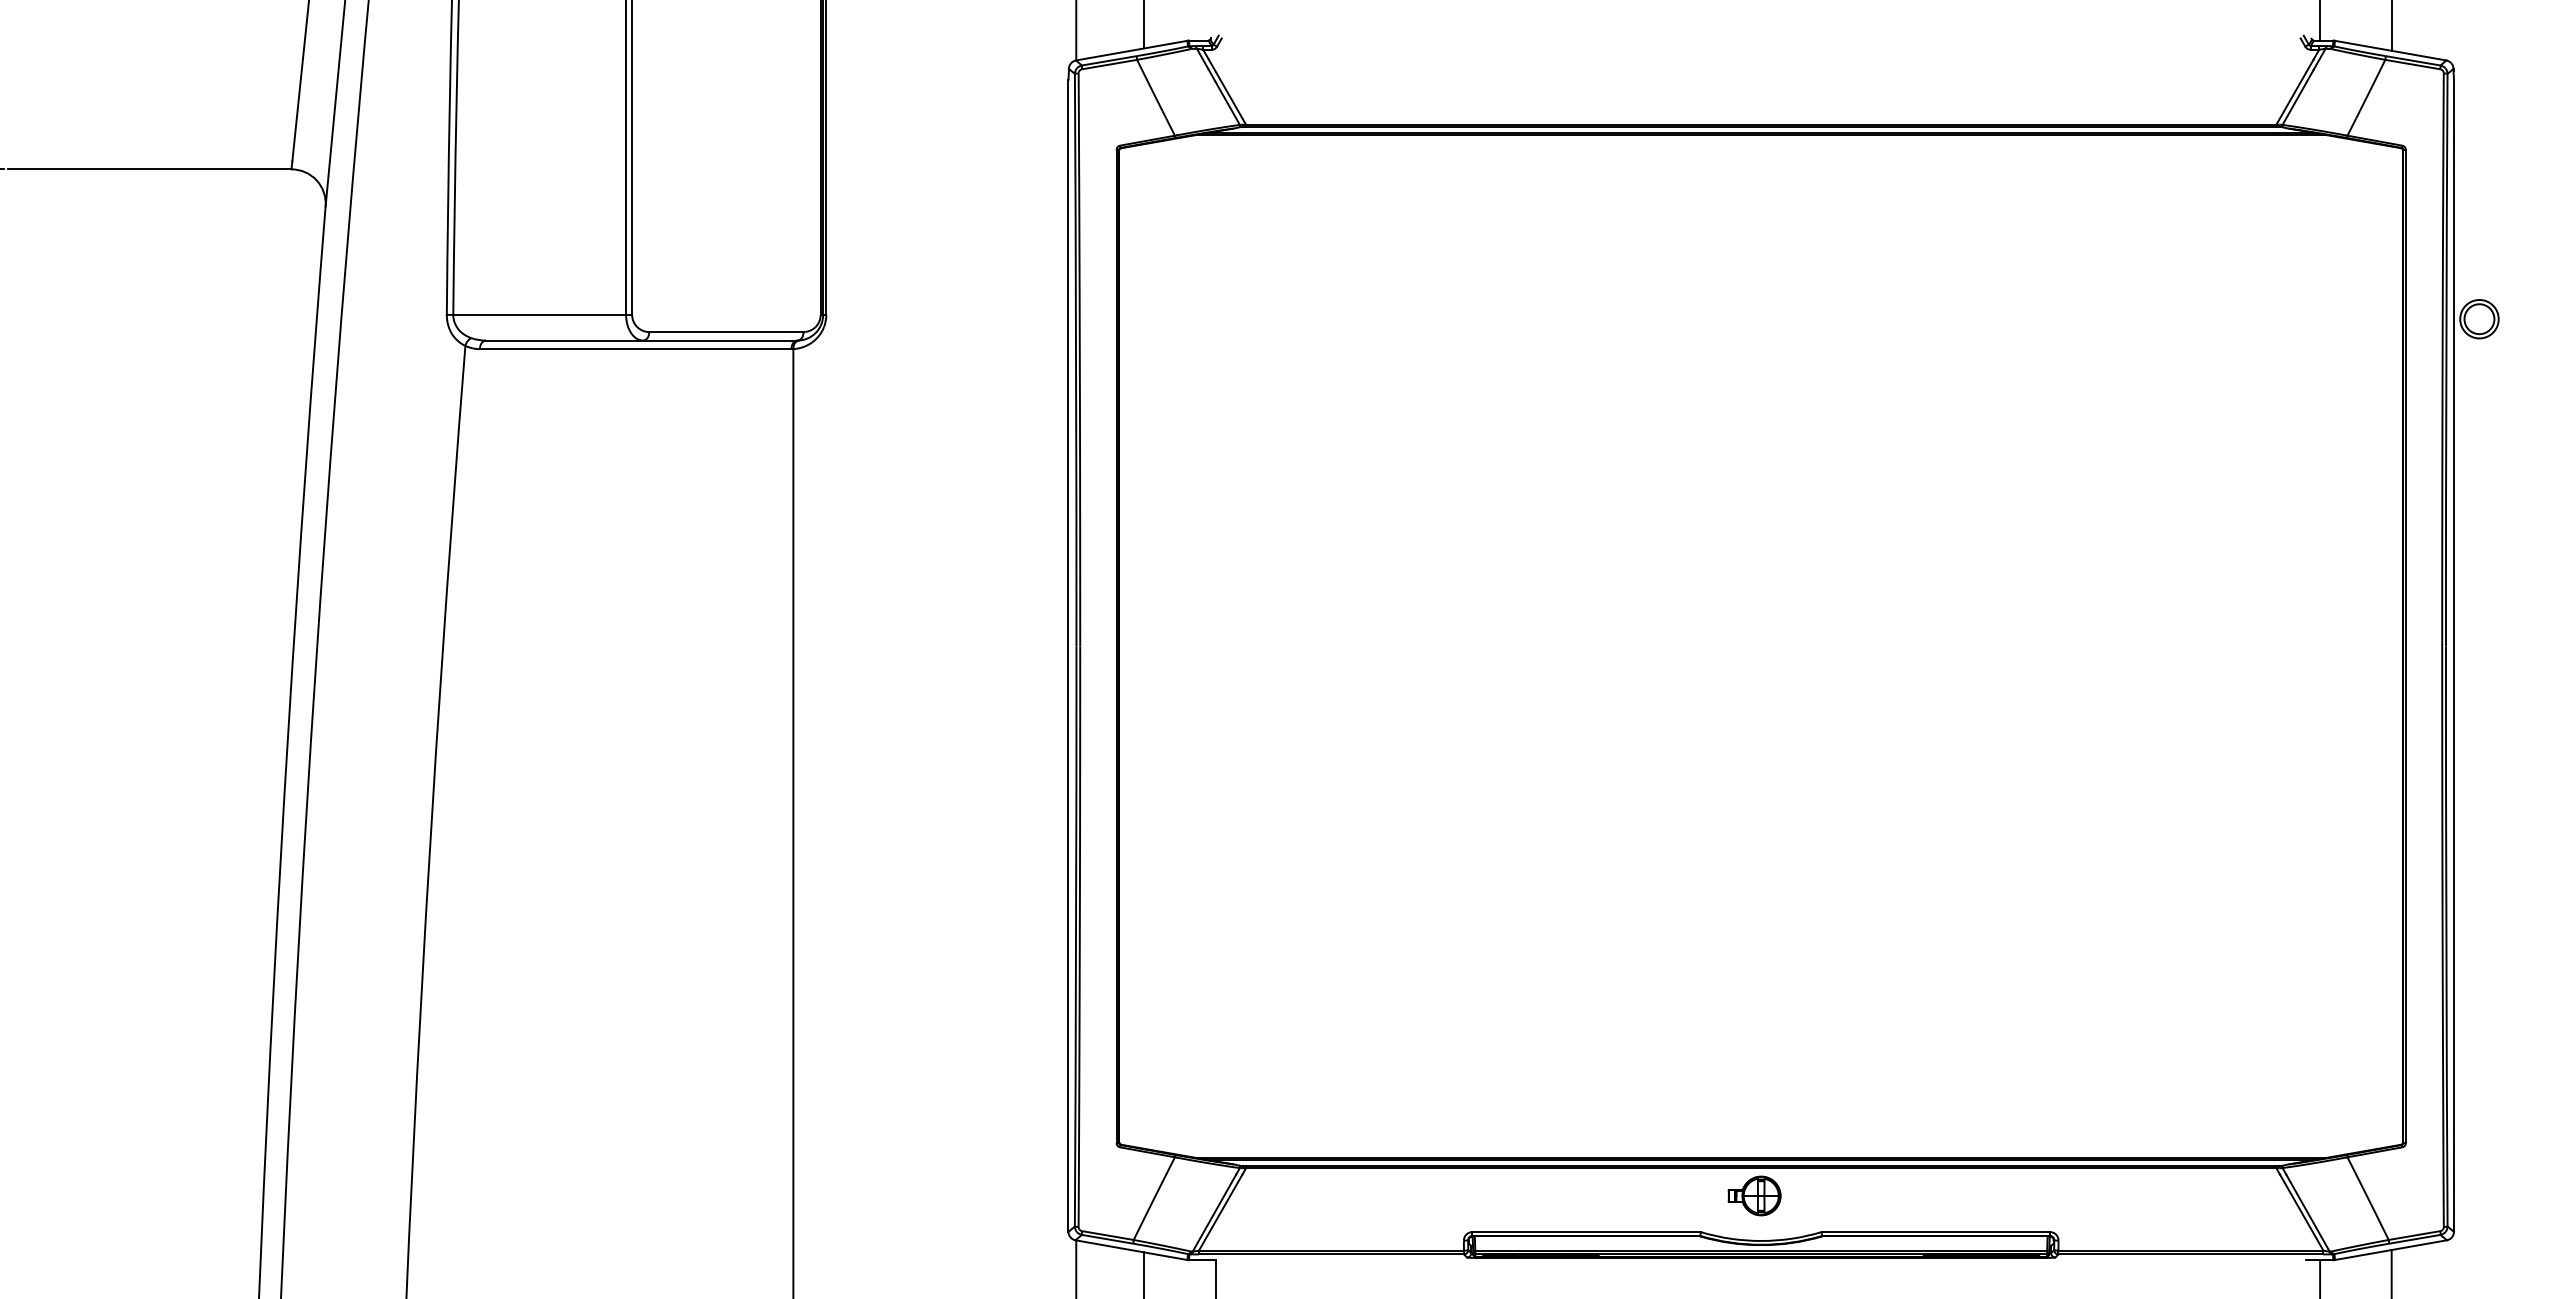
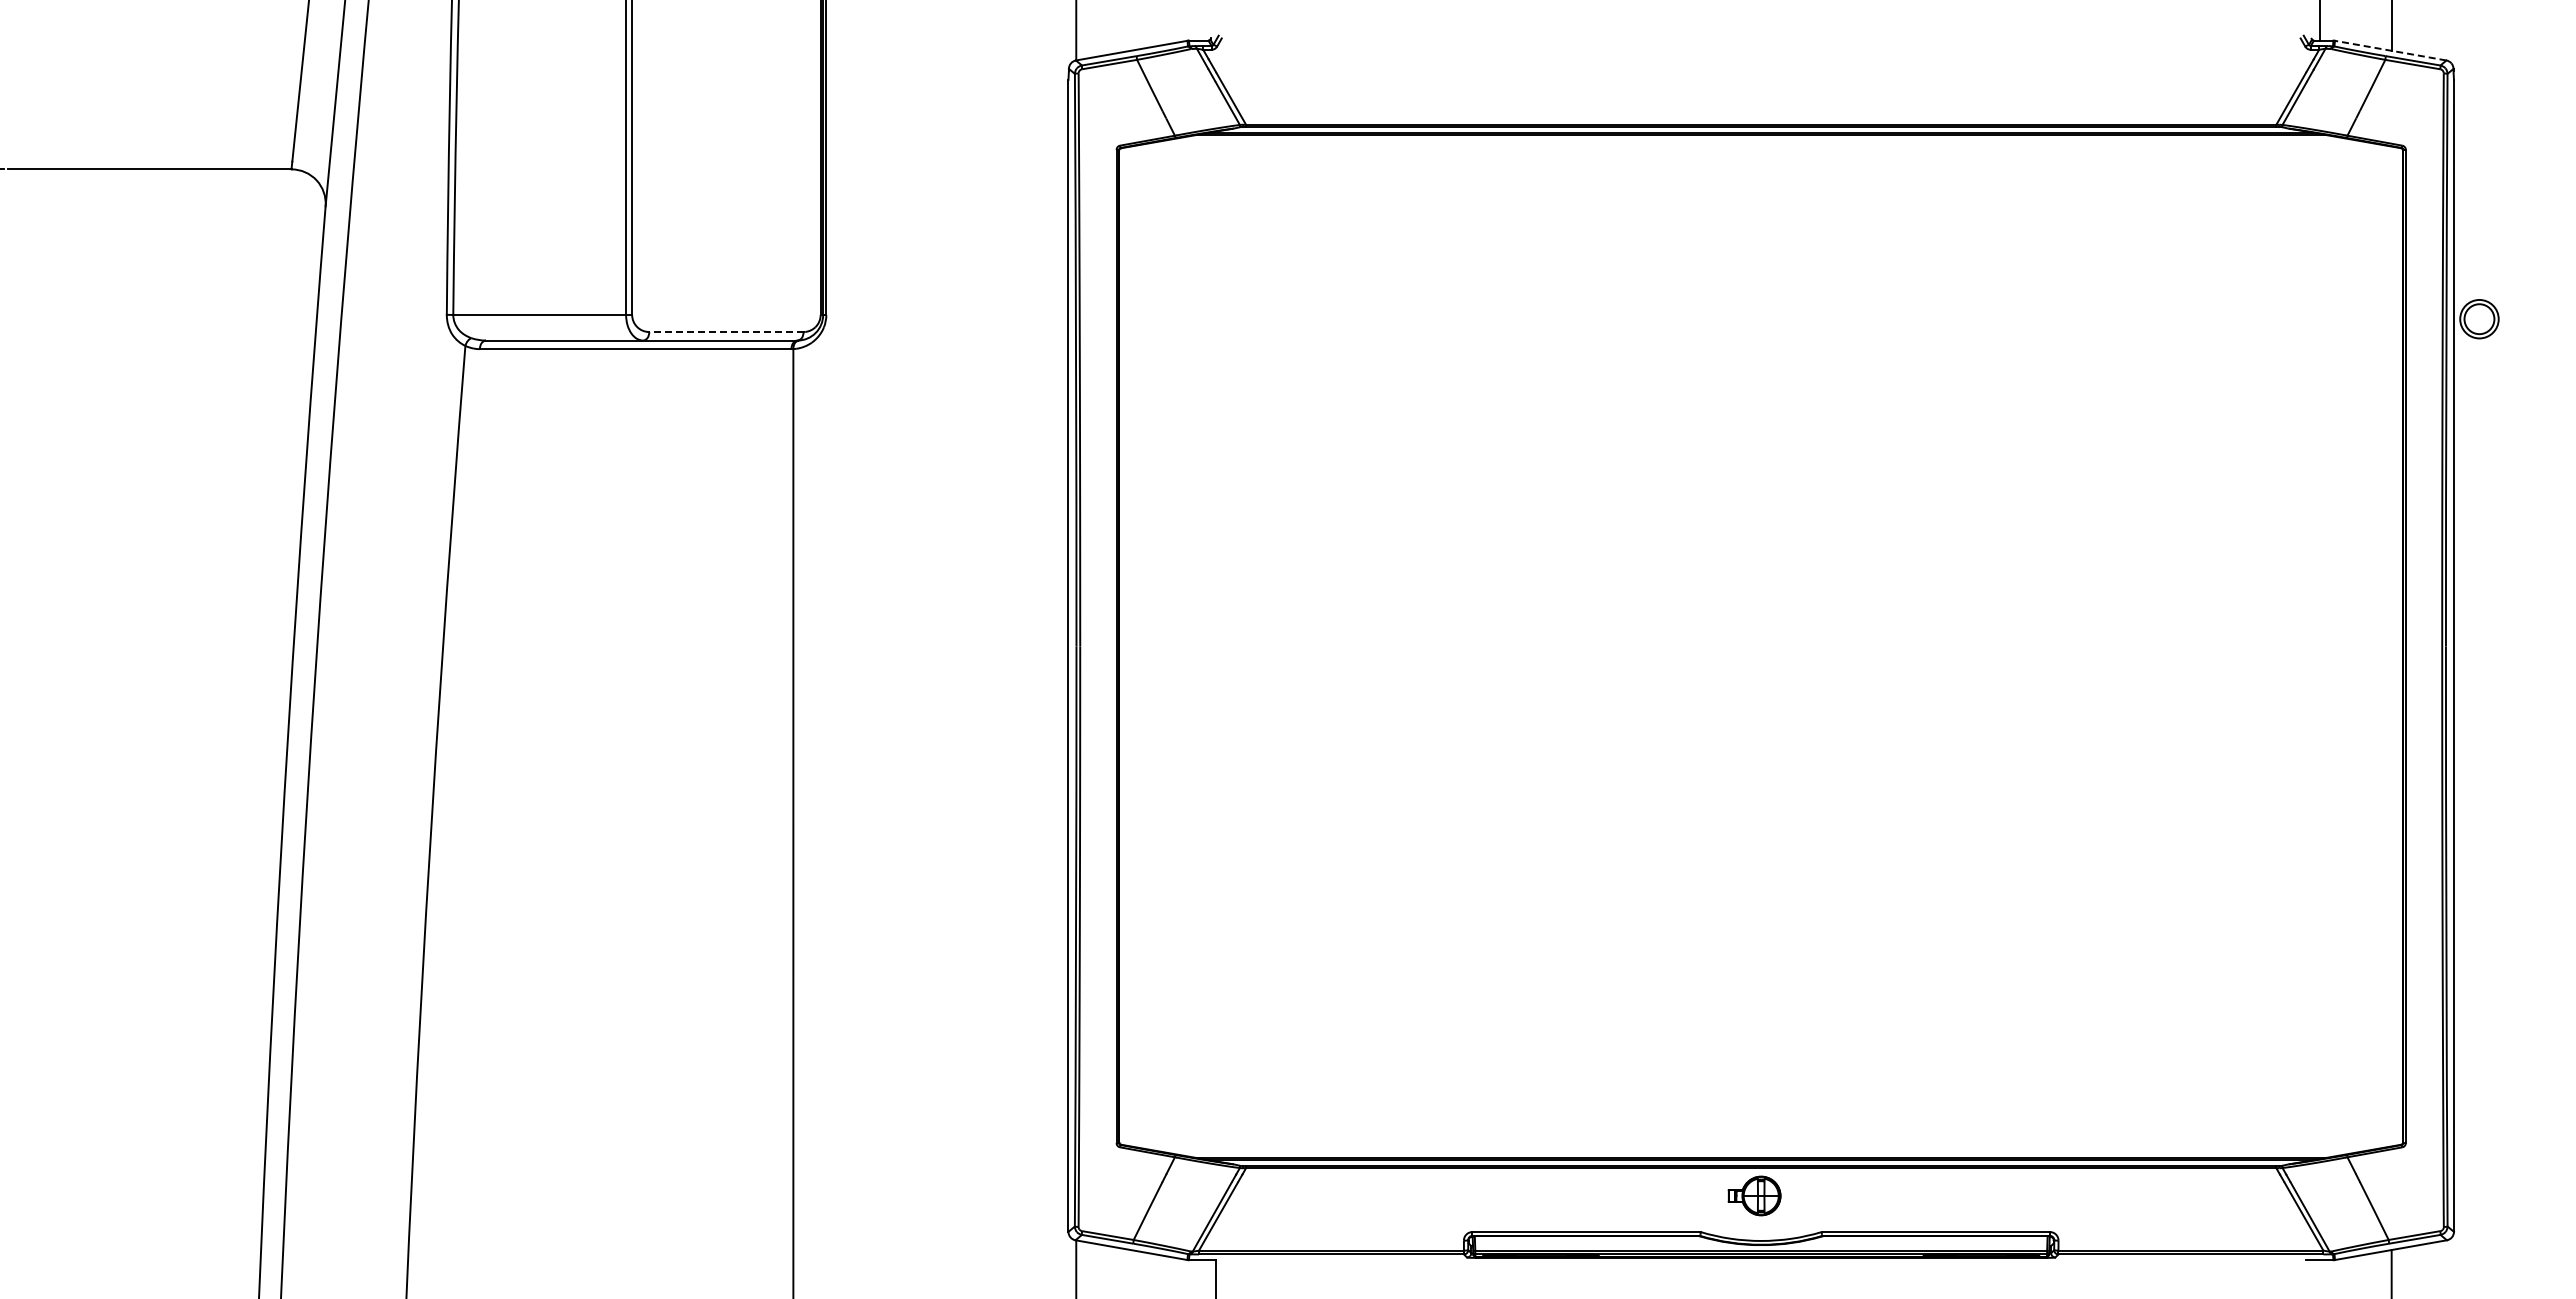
line: present -> none (1144, 25)
line: solid -> dashed (2390, 50)
line: solid -> dashed (725, 332)
line: present -> none (1144, 1273)
line: present -> none (2320, 1277)
